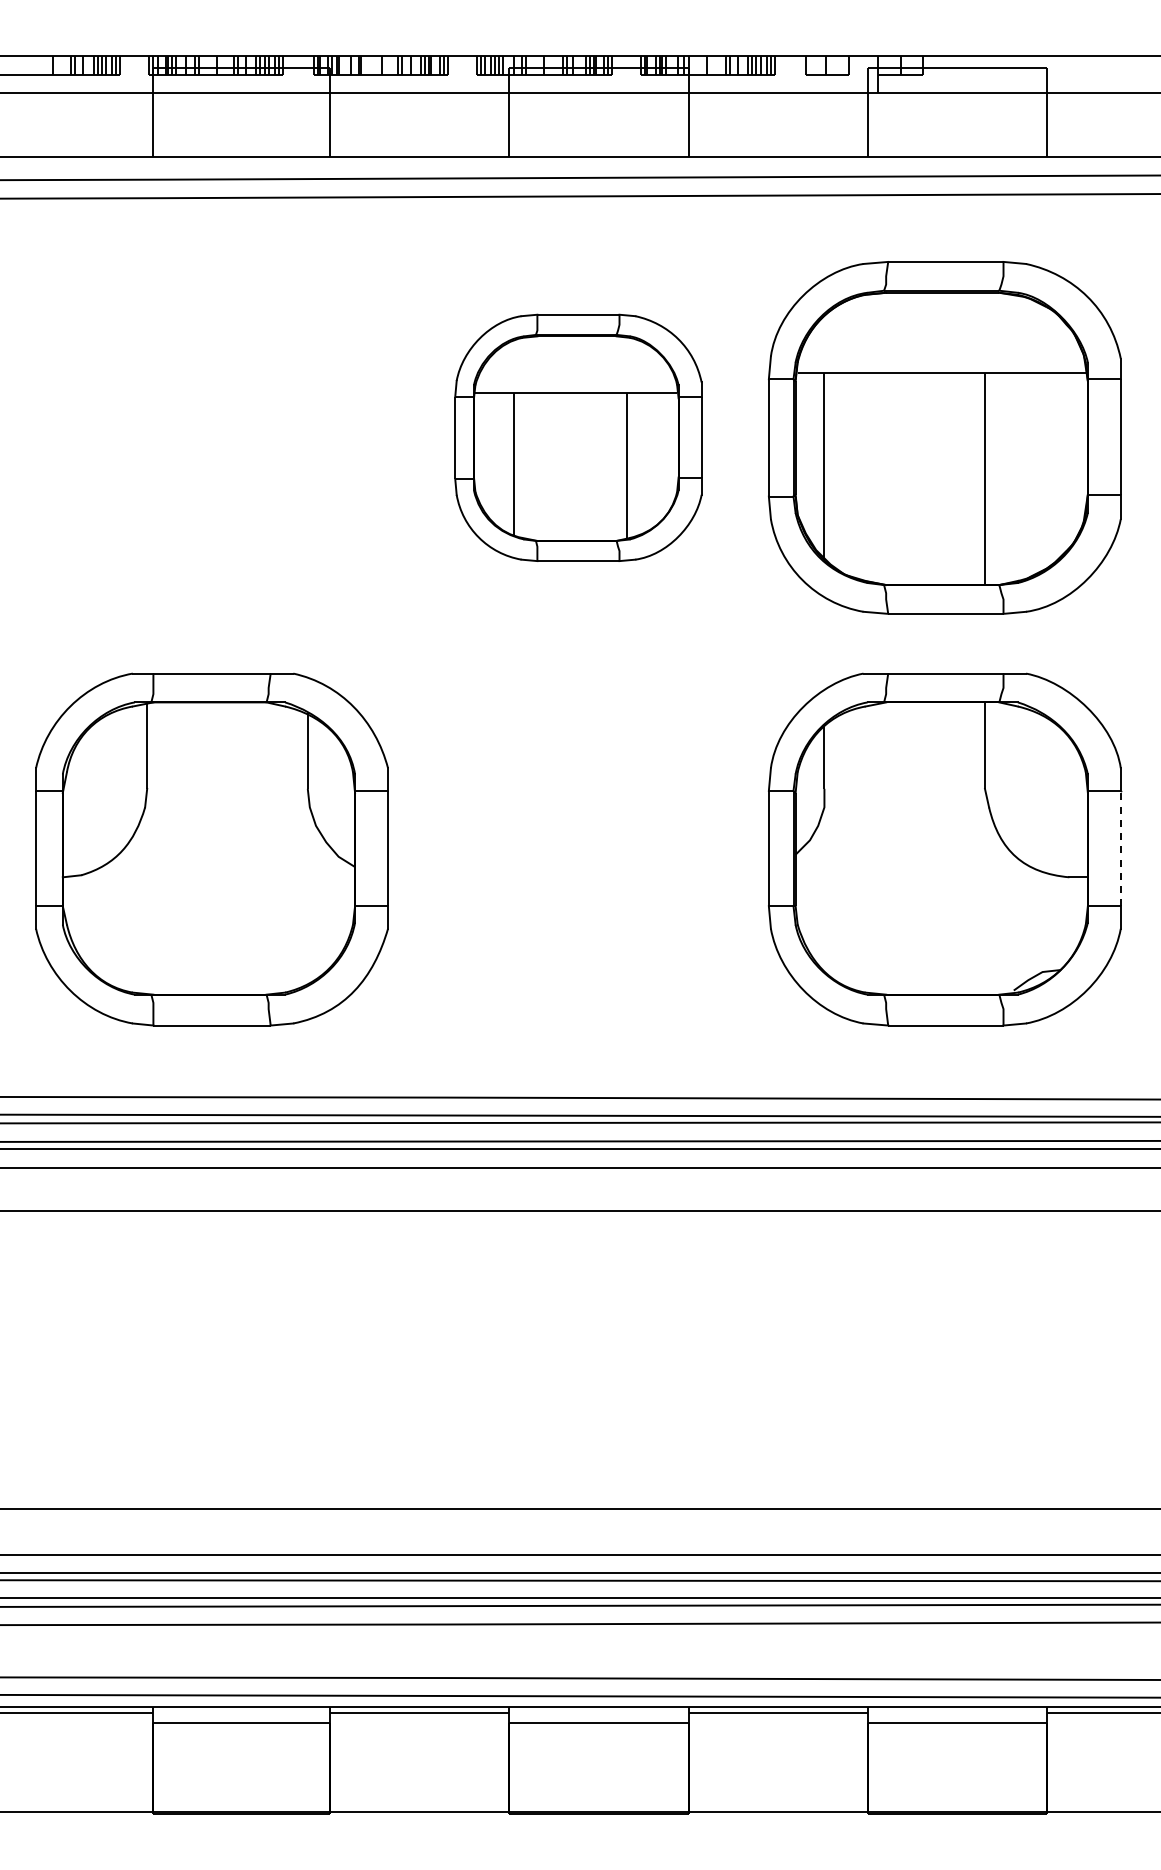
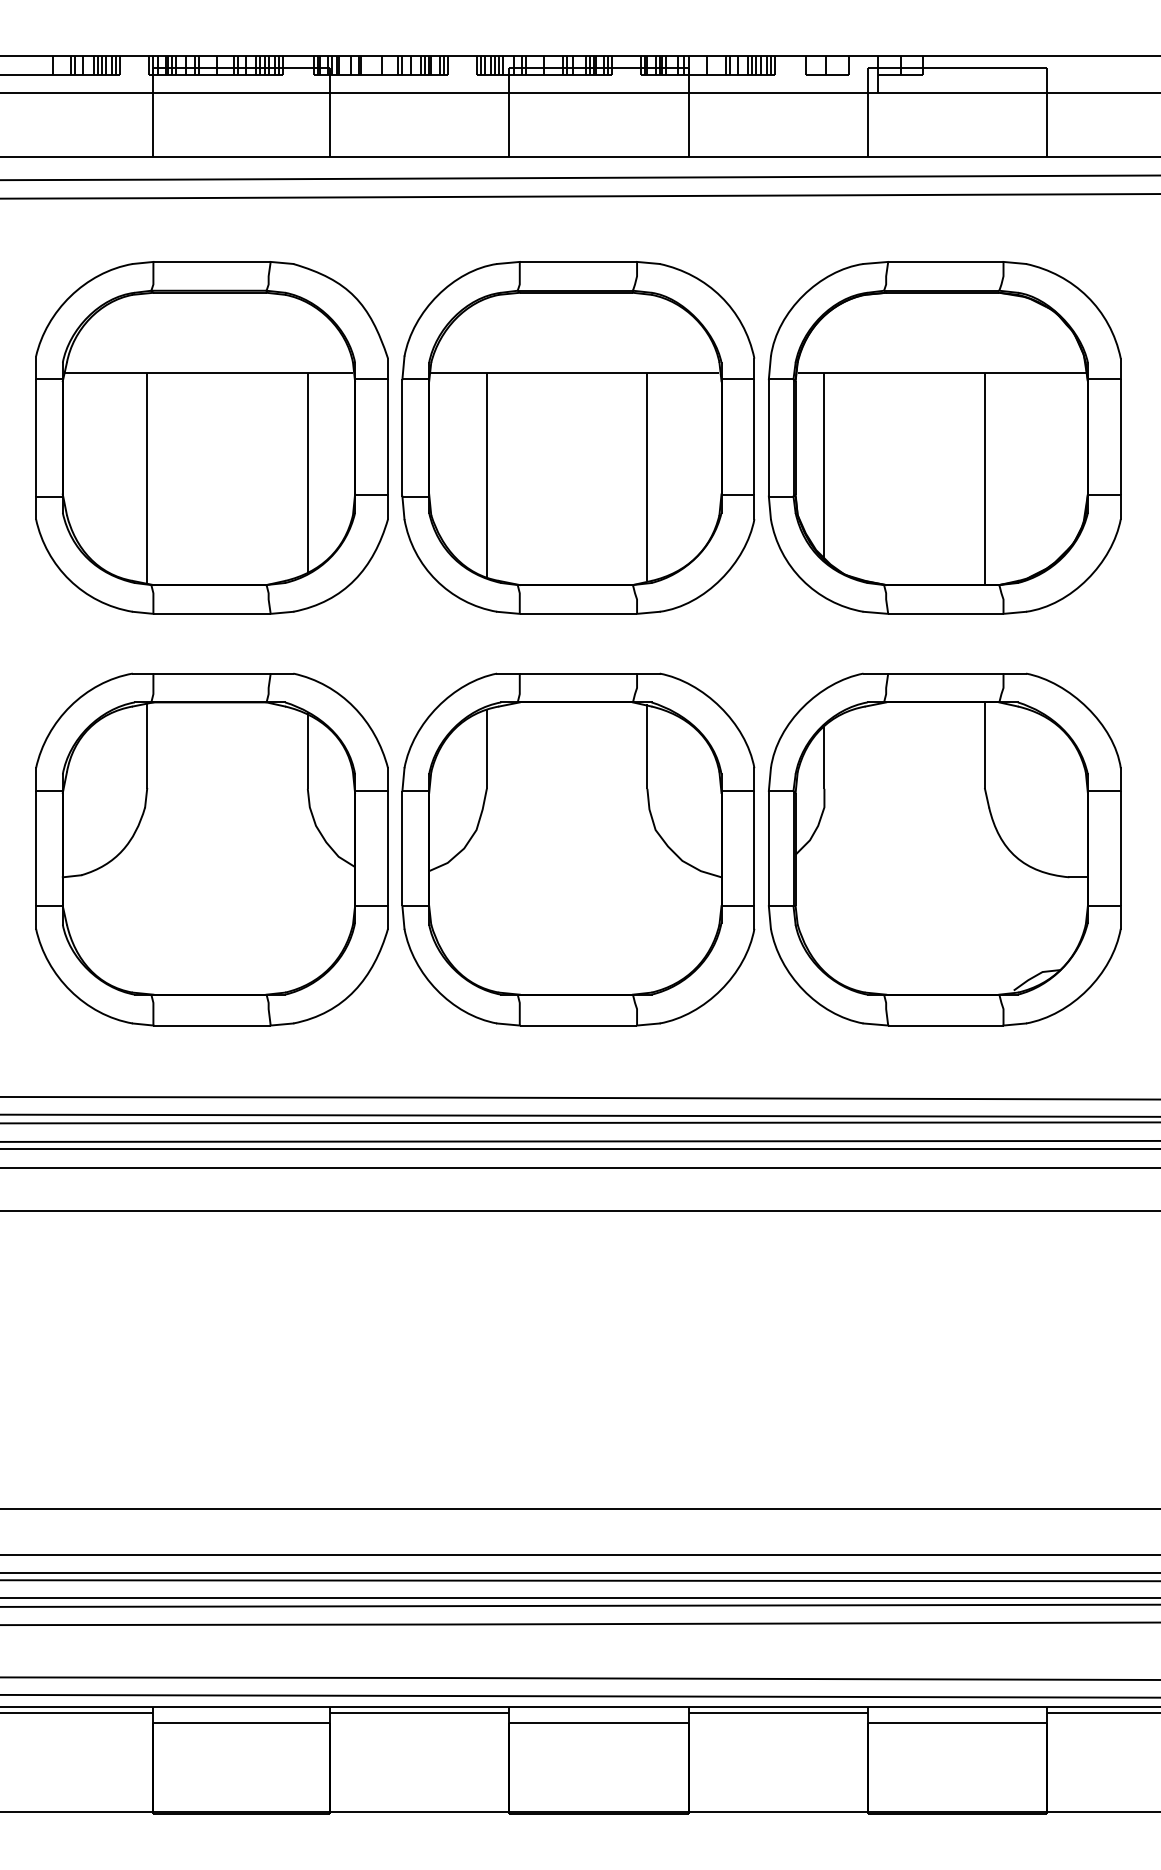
part: none -> present (211, 437)
part size: 249x249 px -> 355x354 px (578, 437)
line: dashed -> solid (1120, 847)
part: none -> present (578, 849)
